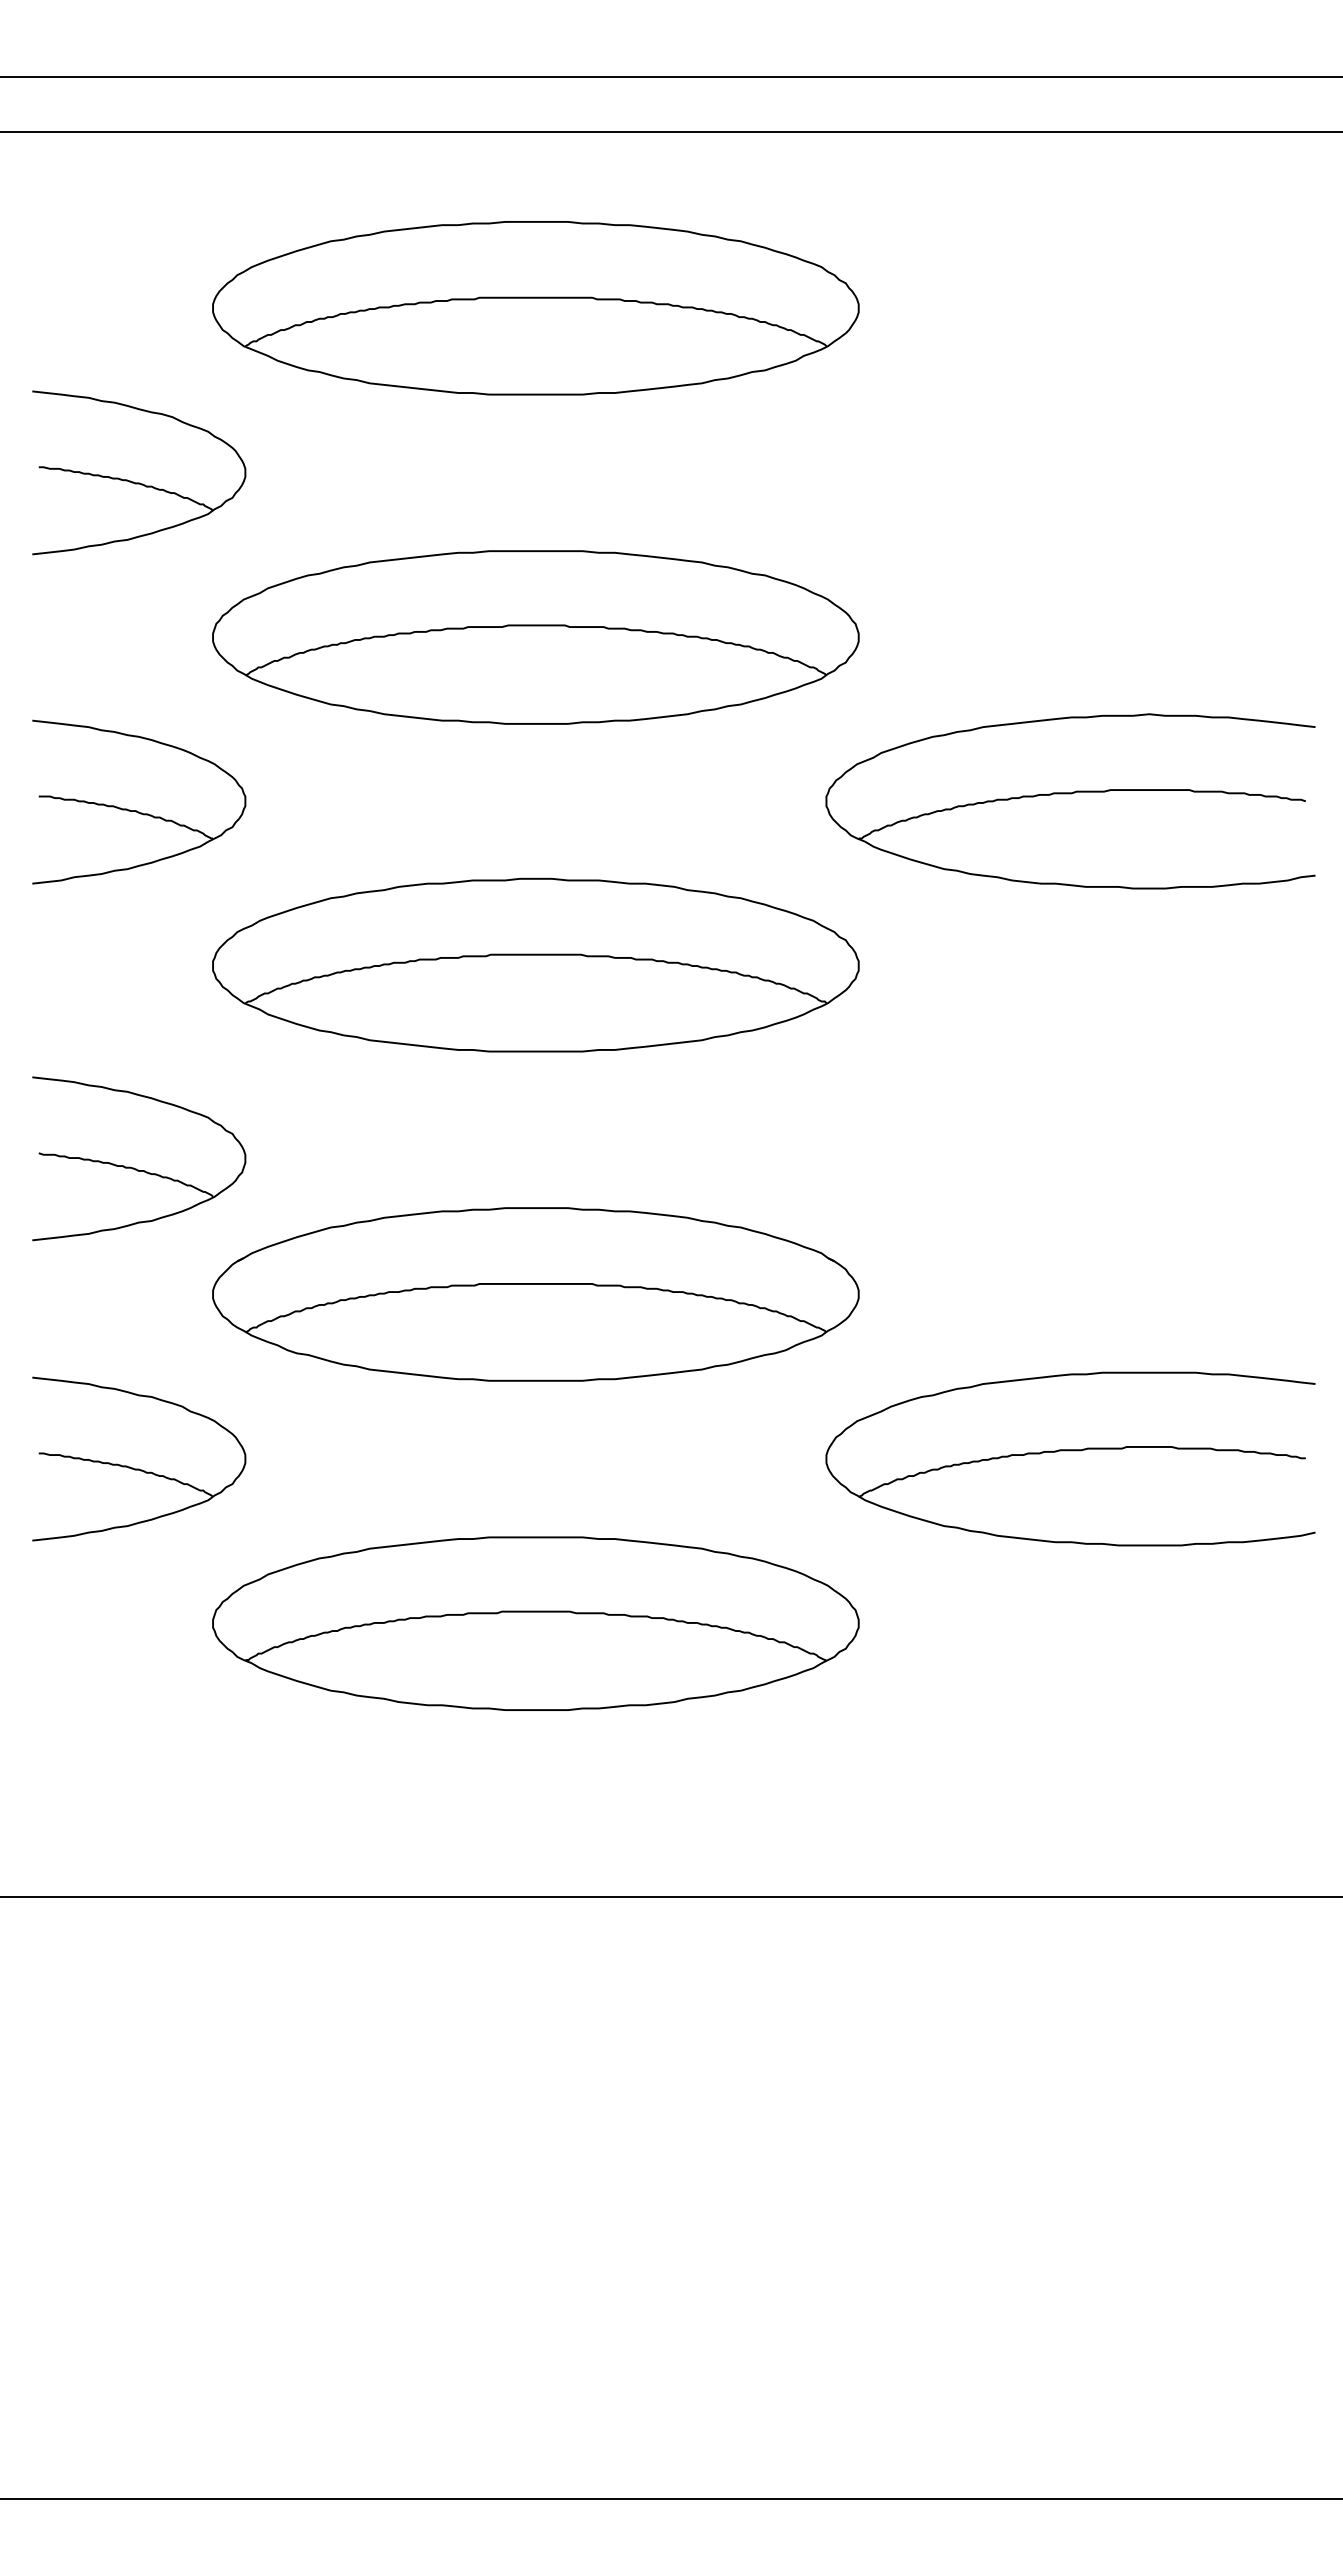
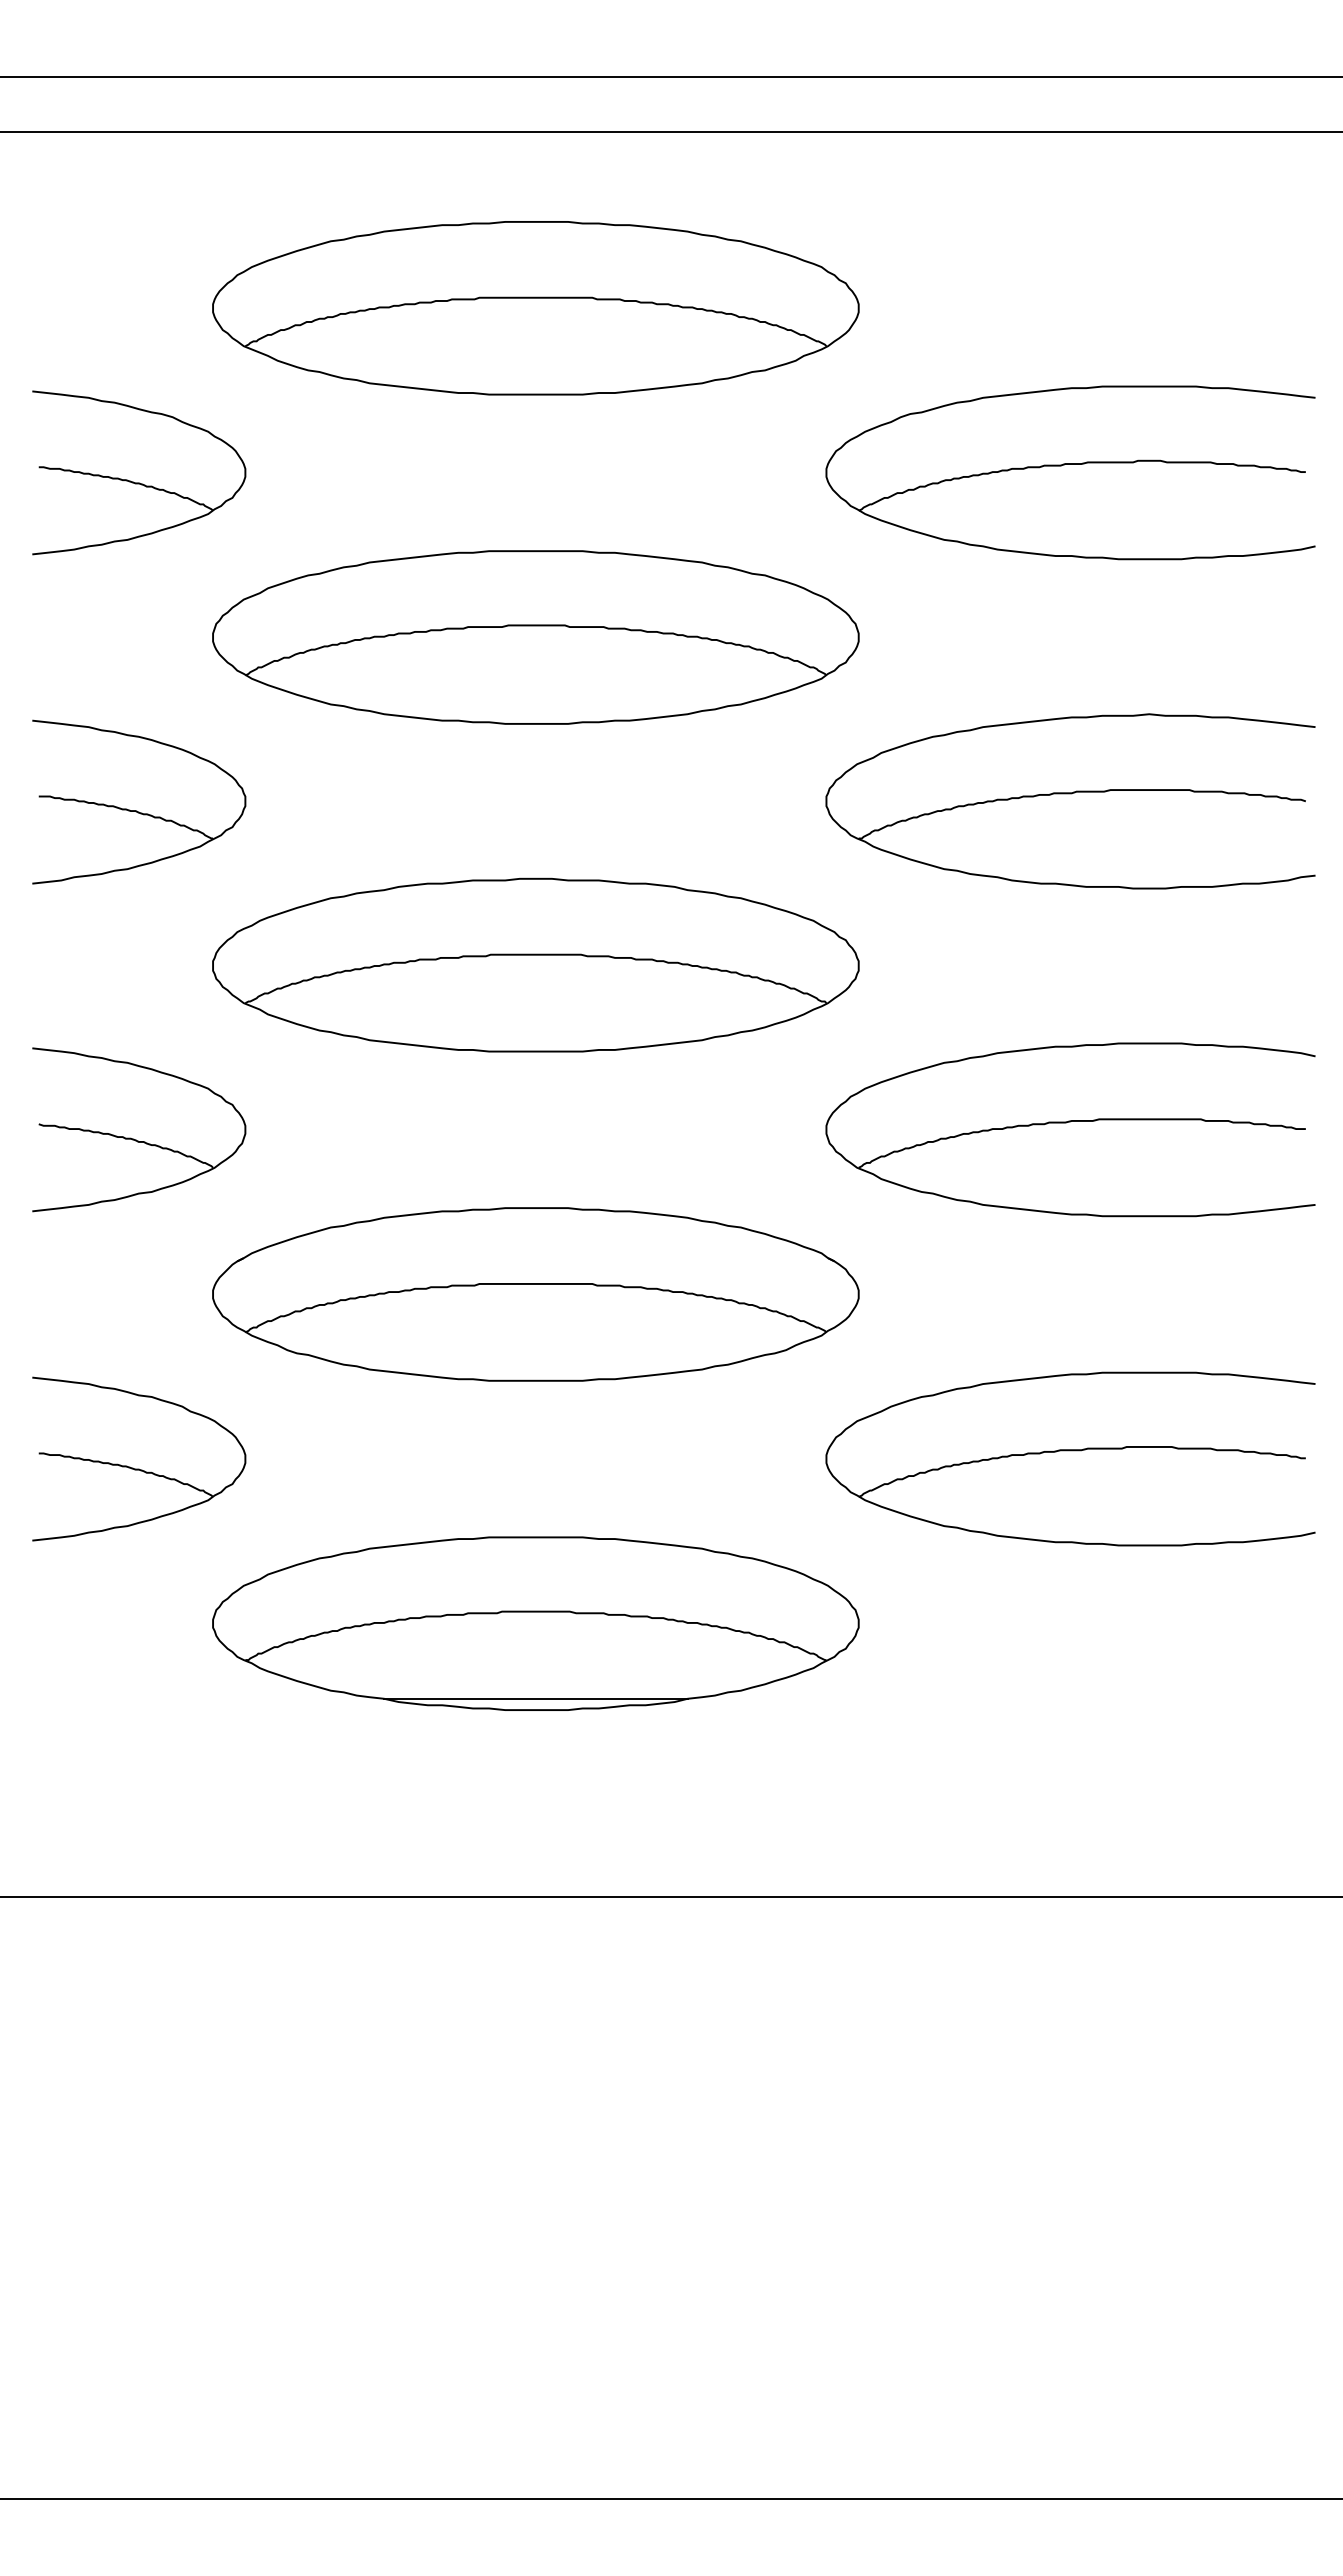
part: none -> present (1070, 464)
part: none -> present (1070, 1122)
part position: (136, 1168) -> (136, 1139) (136, 1139)
line: none -> present (535, 1699)
